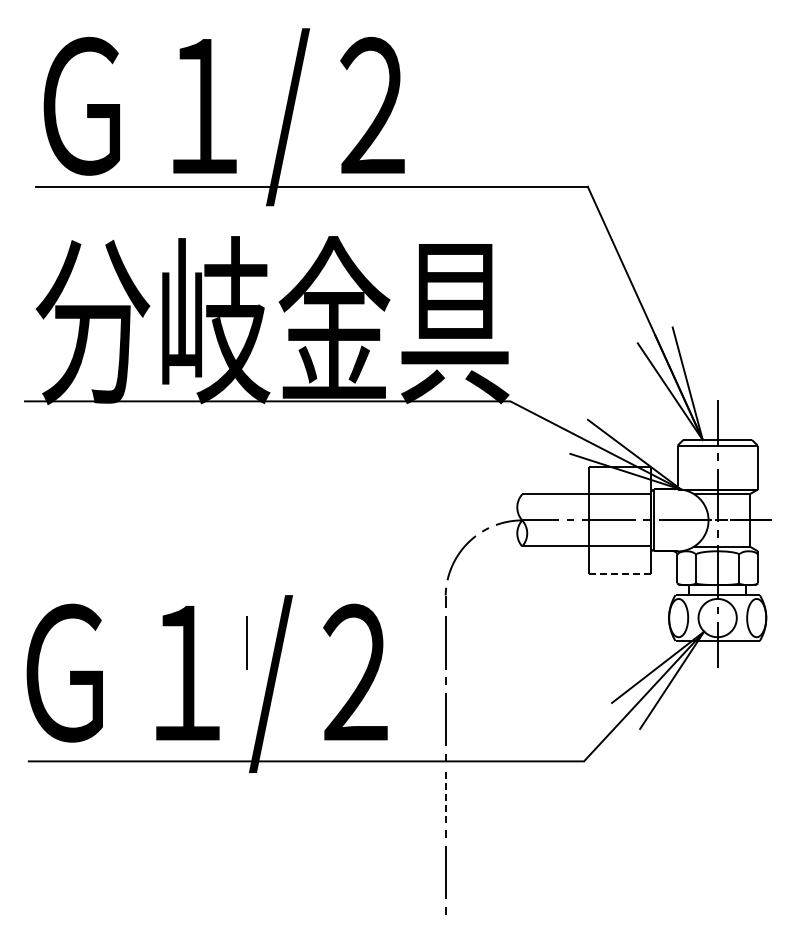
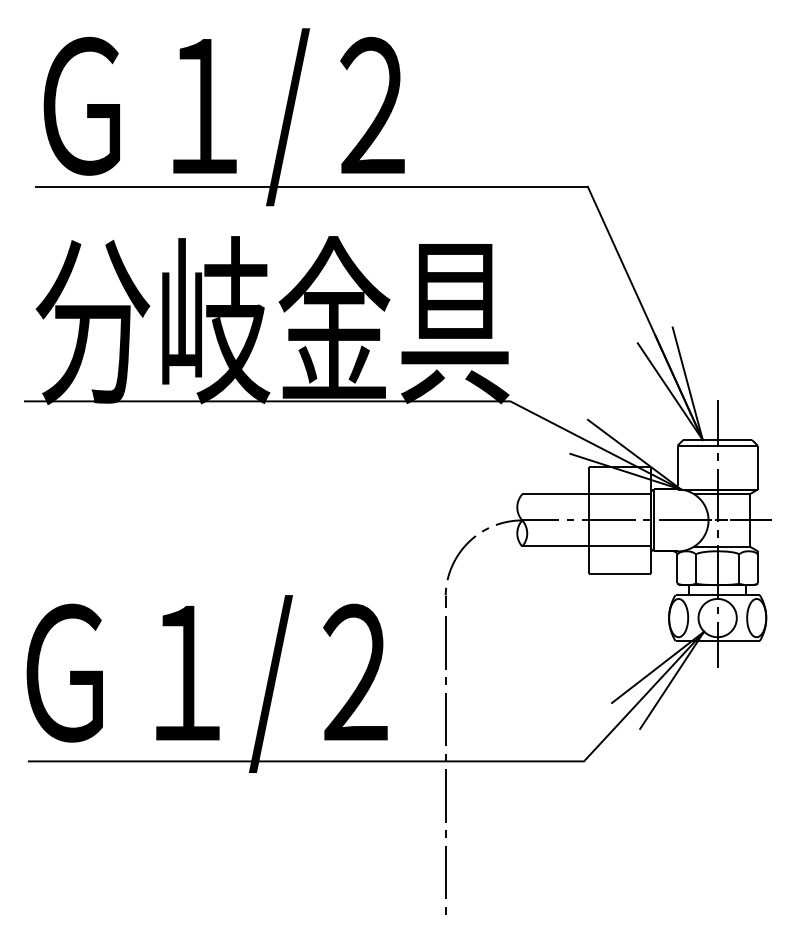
line: dashed -> solid (619, 574)
line: present -> none (246, 642)
line: dashed -> solid (445, 795)
